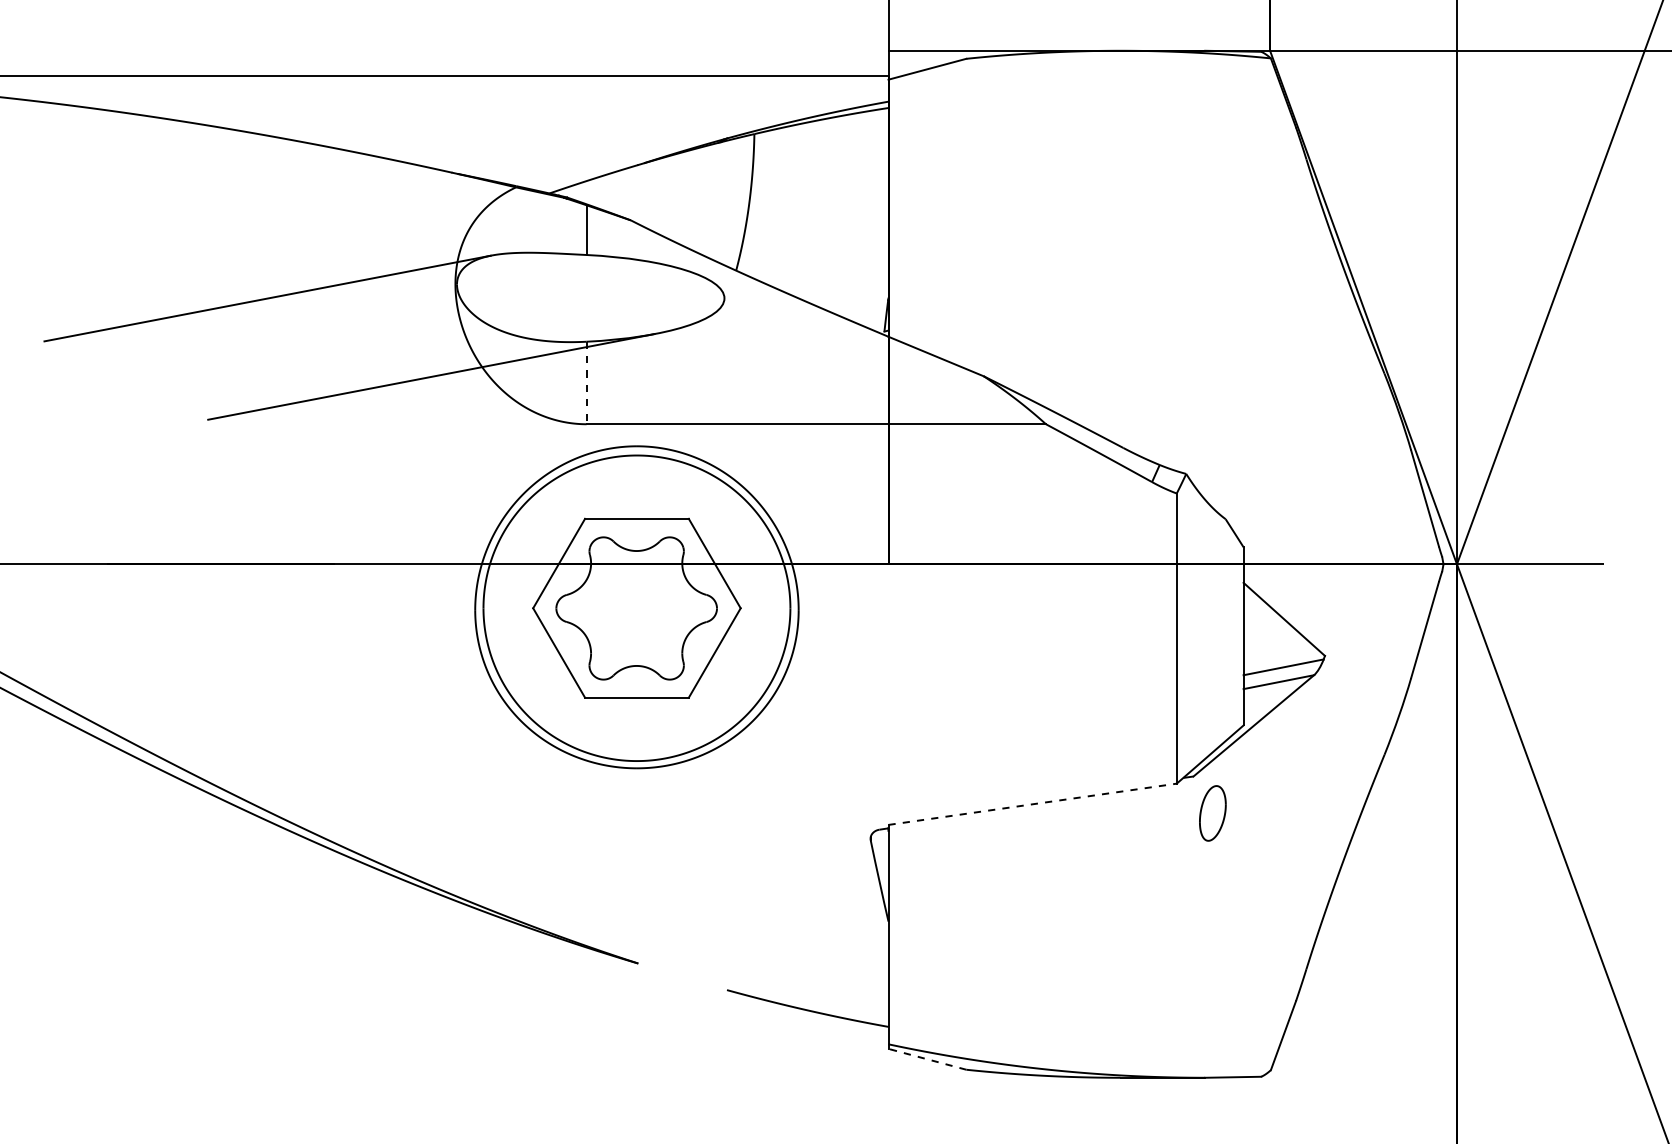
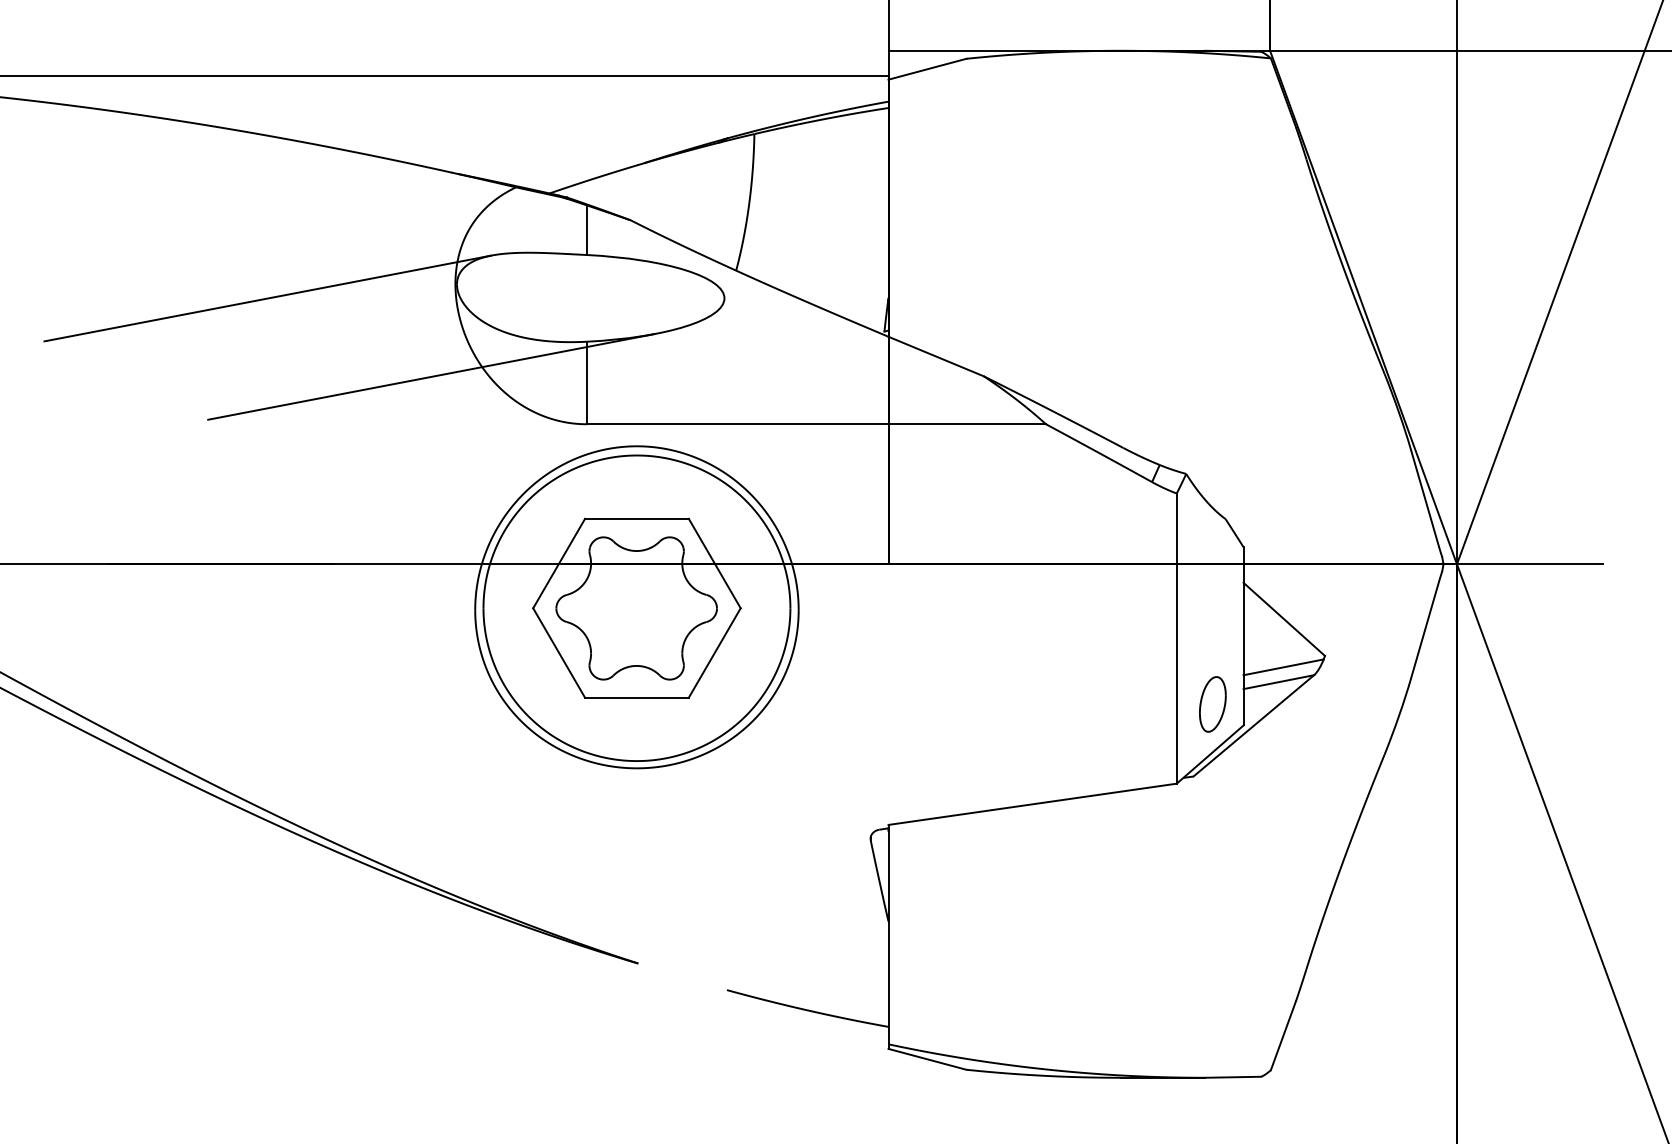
line: dashed -> solid (586, 383)
line: dashed -> solid (1032, 804)
part position: (1212, 813) -> (1212, 704) (1212, 704)
line: dashed -> solid (926, 1059)
